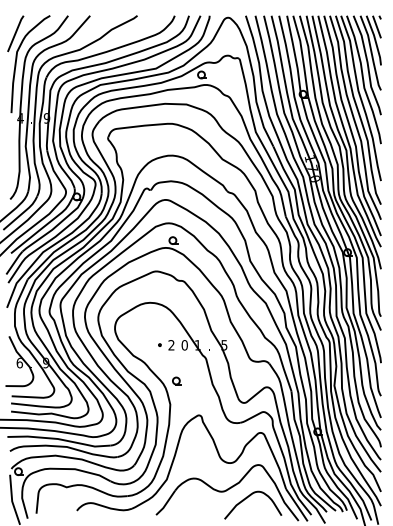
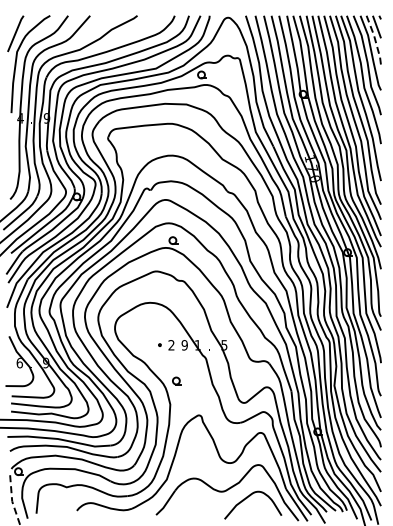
line: solid -> dashed (375, 40)
text: 0 -> 9 (184, 345)
line: solid -> dashed (12, 500)
